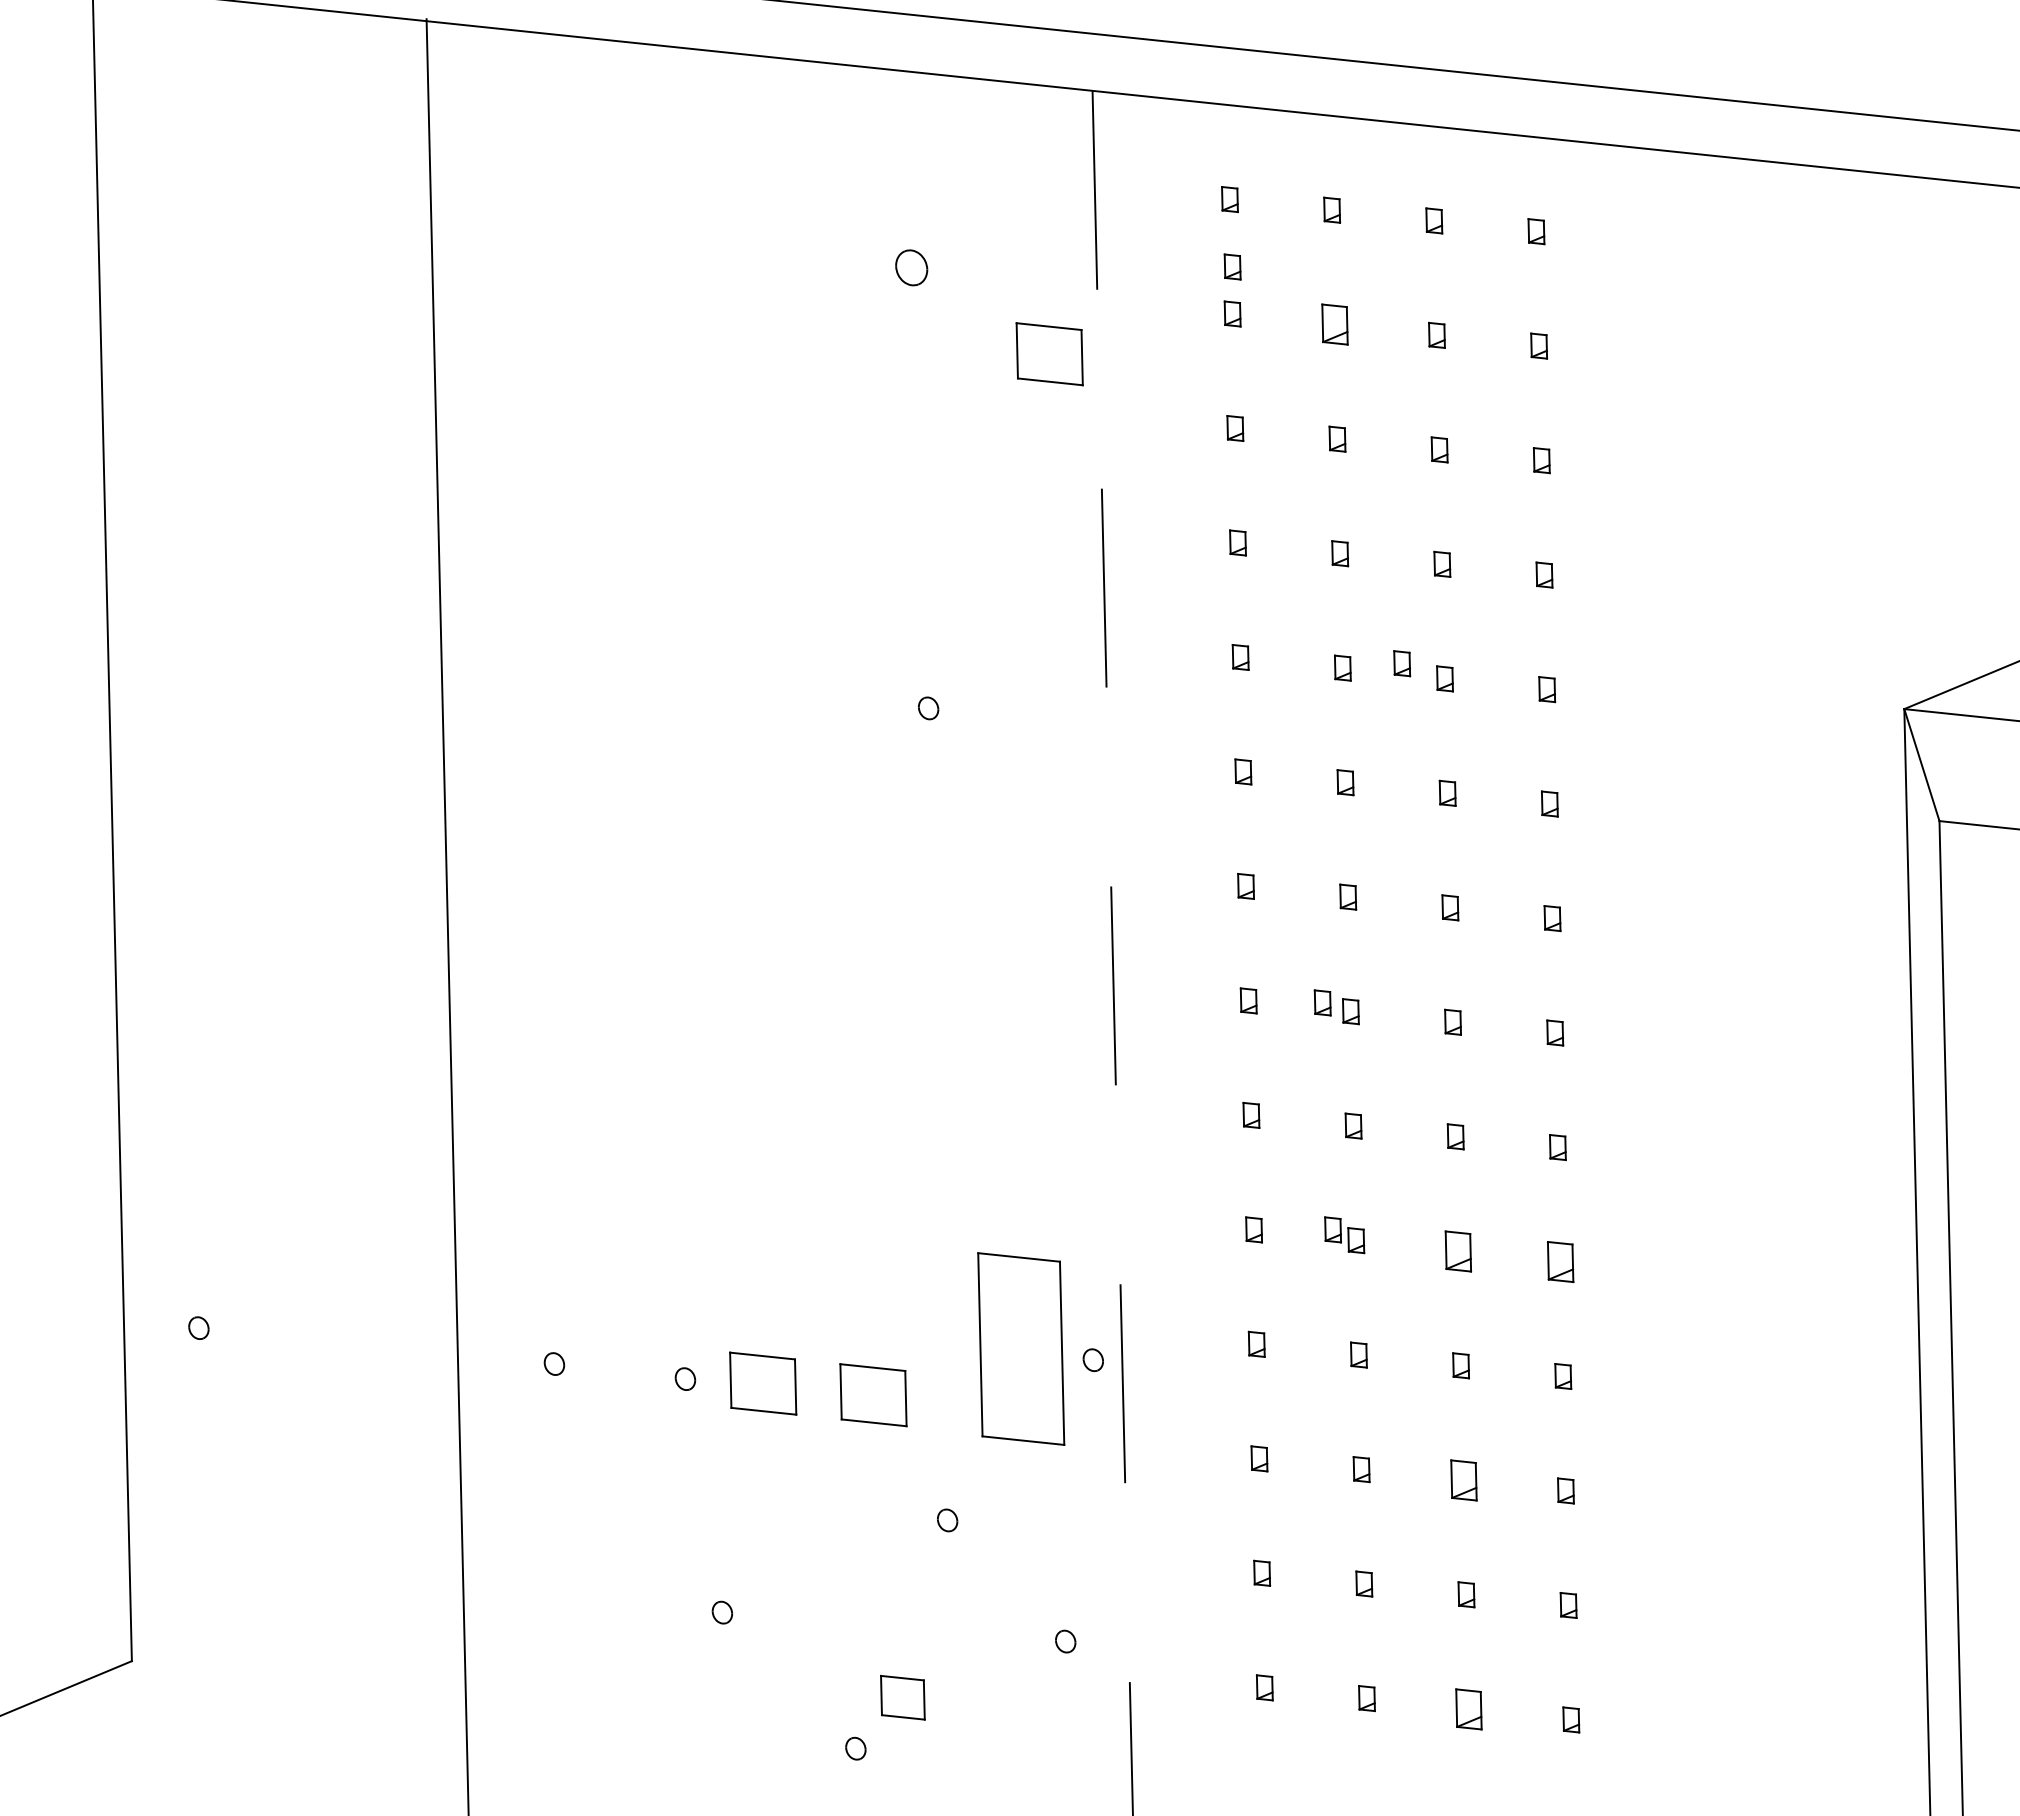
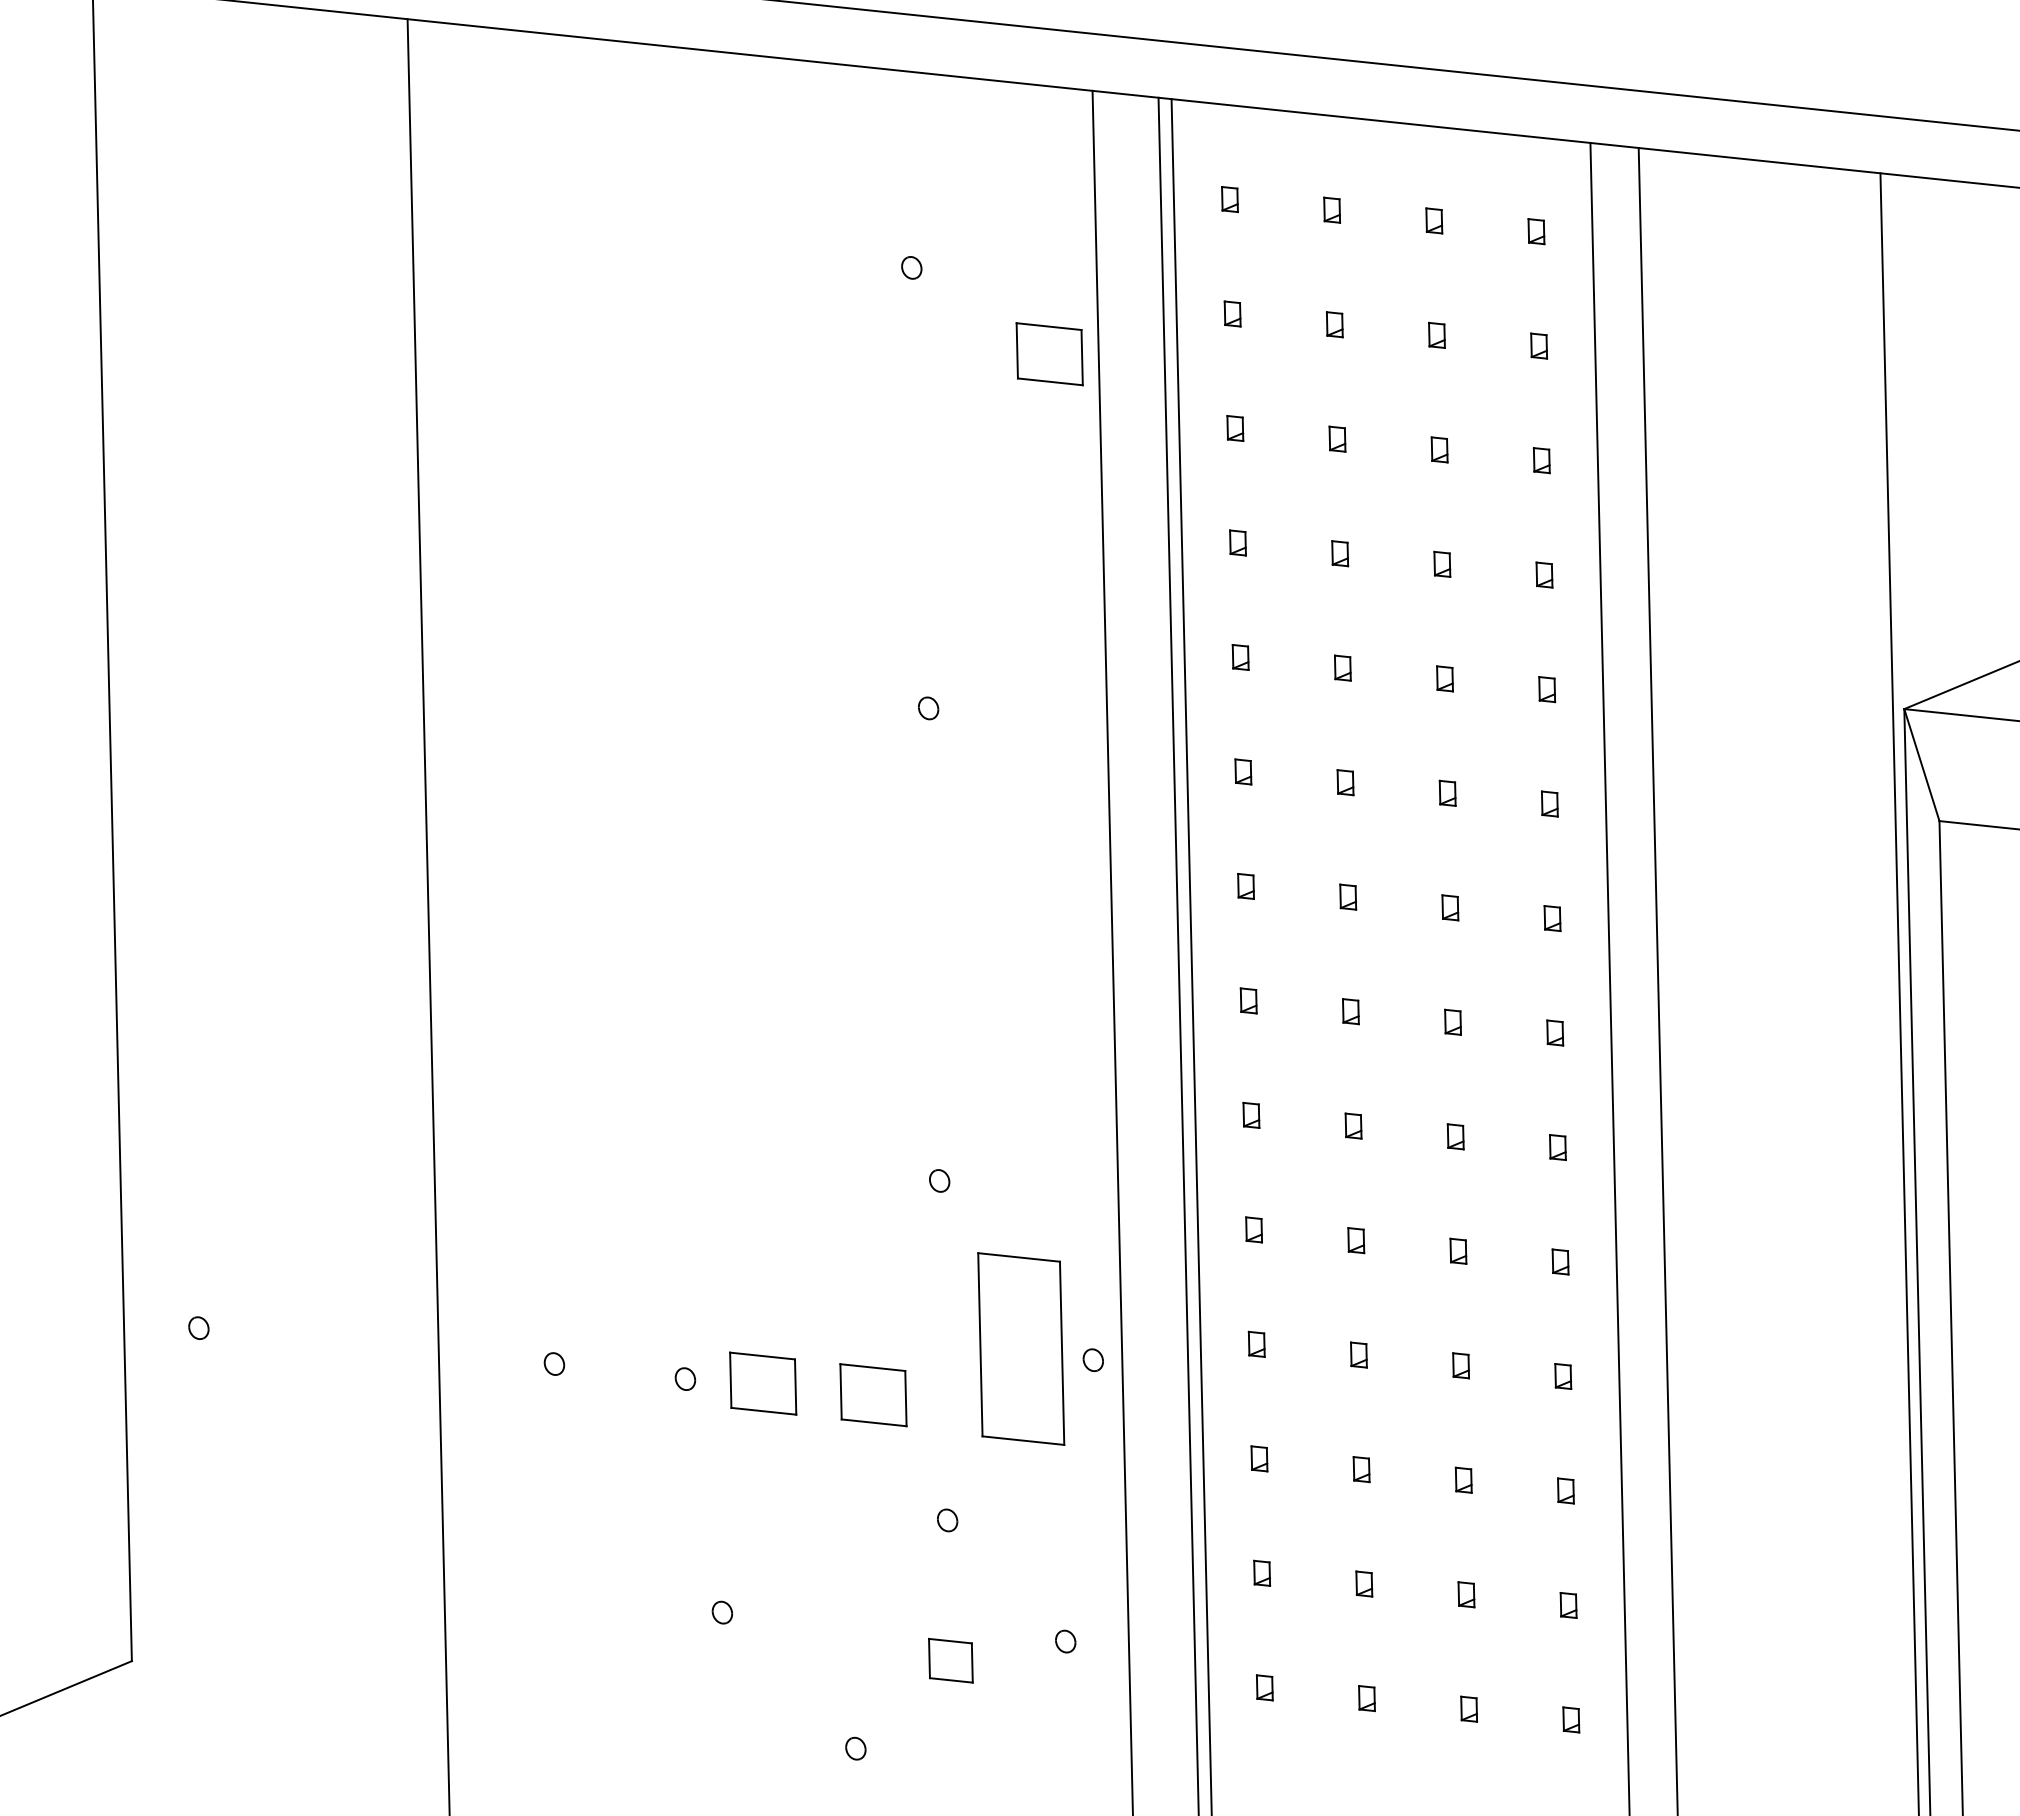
part: present -> none (1232, 266)
part size: 34x38 px -> 22x24 px (911, 267)
part size: 28x43 px -> 19x28 px (1334, 324)
part: present -> none (1402, 663)
line position: (447, 915) -> (428, 915) (428, 915)
line: dashed -> solid (1112, 953)
line: none -> present (1178, 954)
line: none -> present (1191, 955)
line: none -> present (1609, 977)
line: none -> present (1657, 980)
line: none -> present (1899, 992)
part: present -> none (1322, 1002)
part: none -> present (939, 1180)
part: present -> none (1332, 1229)
part size: 28x43 px -> 19x28 px (1458, 1250)
part size: 28x43 px -> 19x28 px (1560, 1261)
part size: 28x43 px -> 19x28 px (1463, 1479)
part position: (902, 1697) -> (950, 1660) (950, 1660)
part size: 28x43 px -> 19x28 px (1469, 1708)
